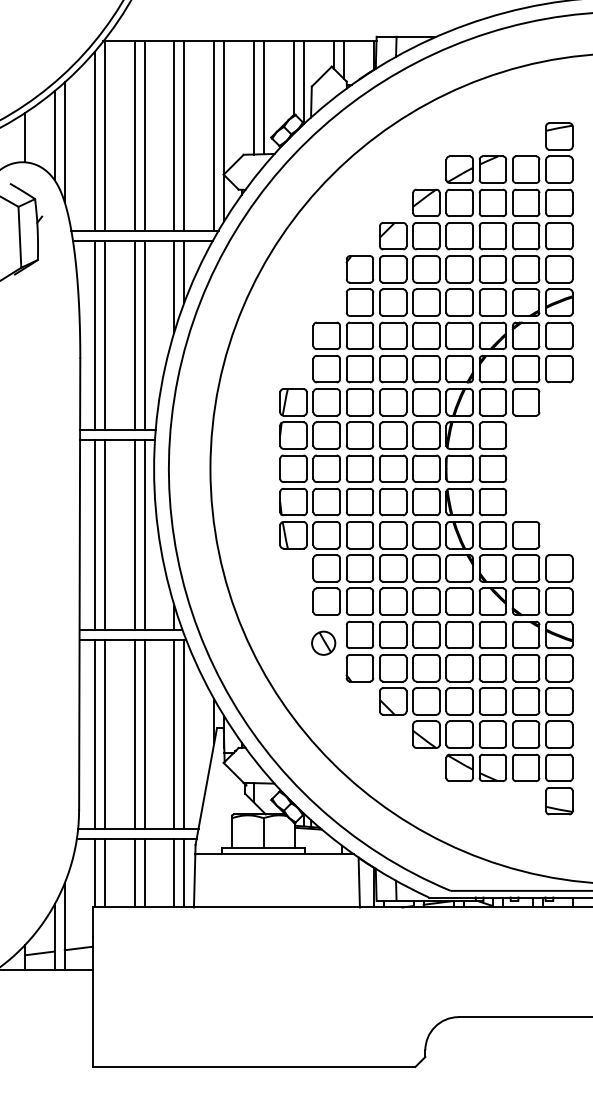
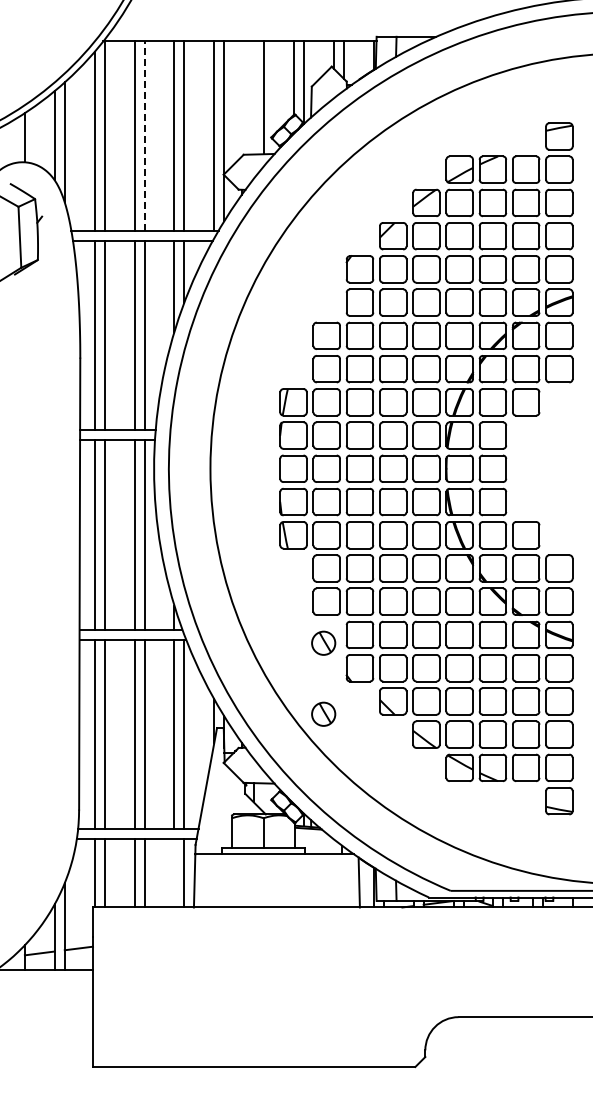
line: present -> none (254, 97)
line: solid -> dashed (144, 136)
part: none -> present (323, 713)
line: present -> none (174, 873)
